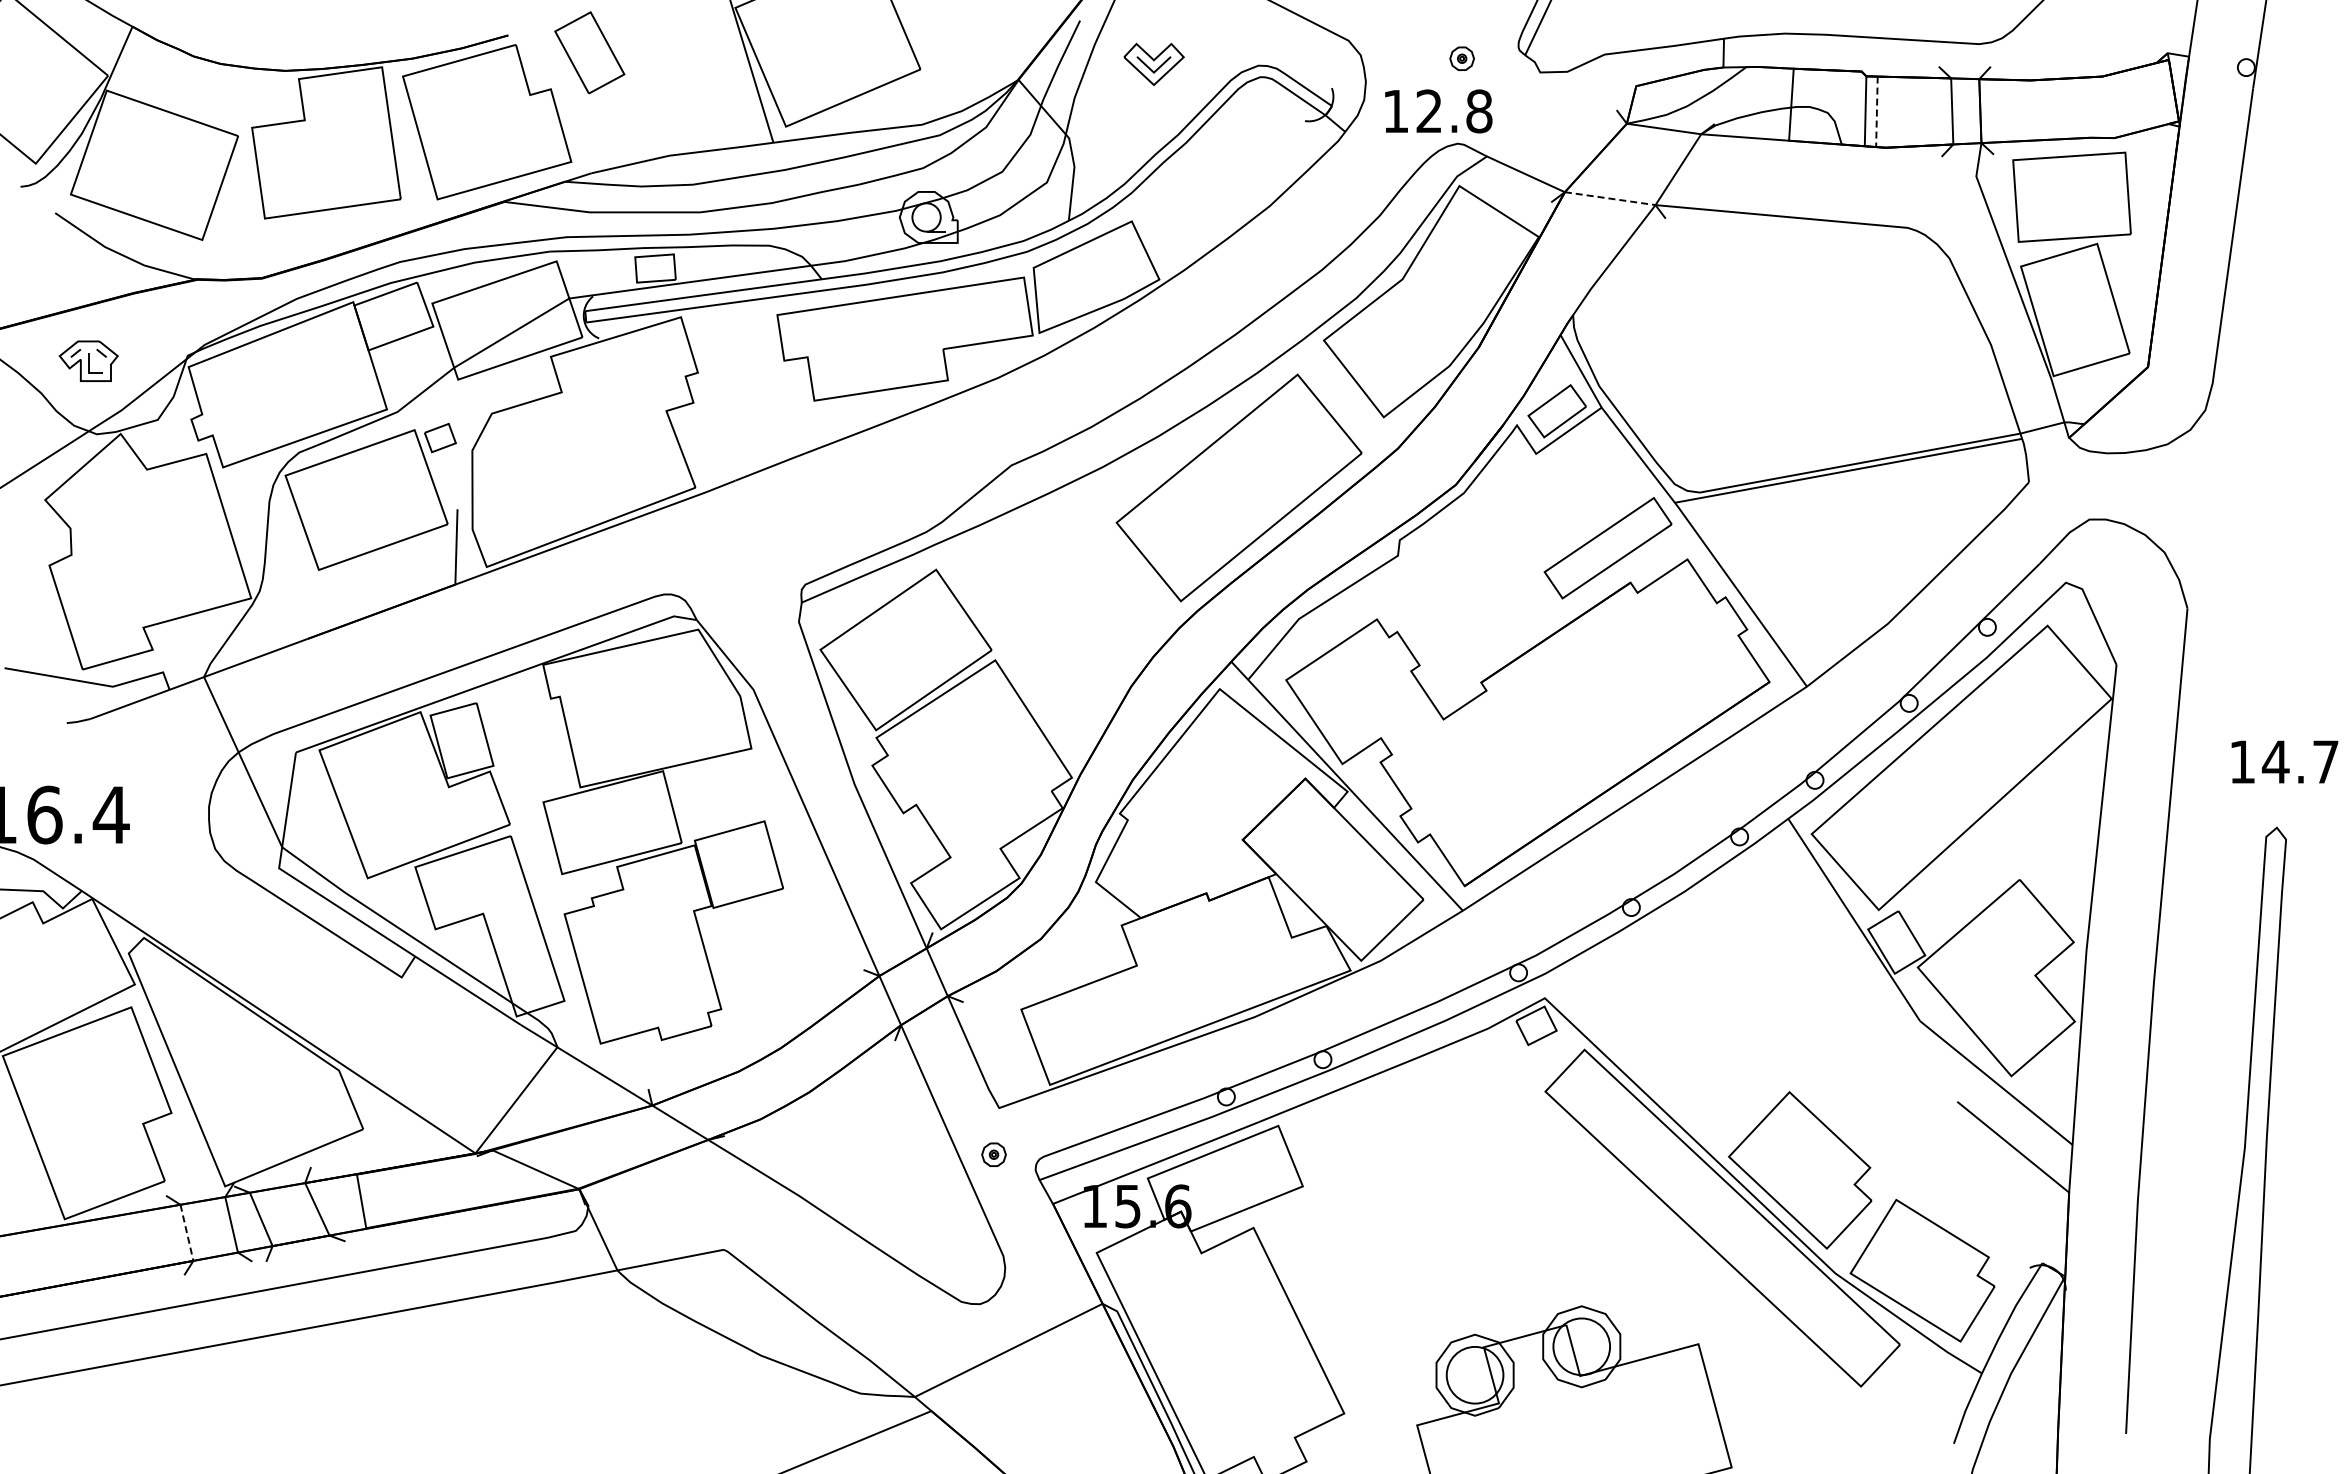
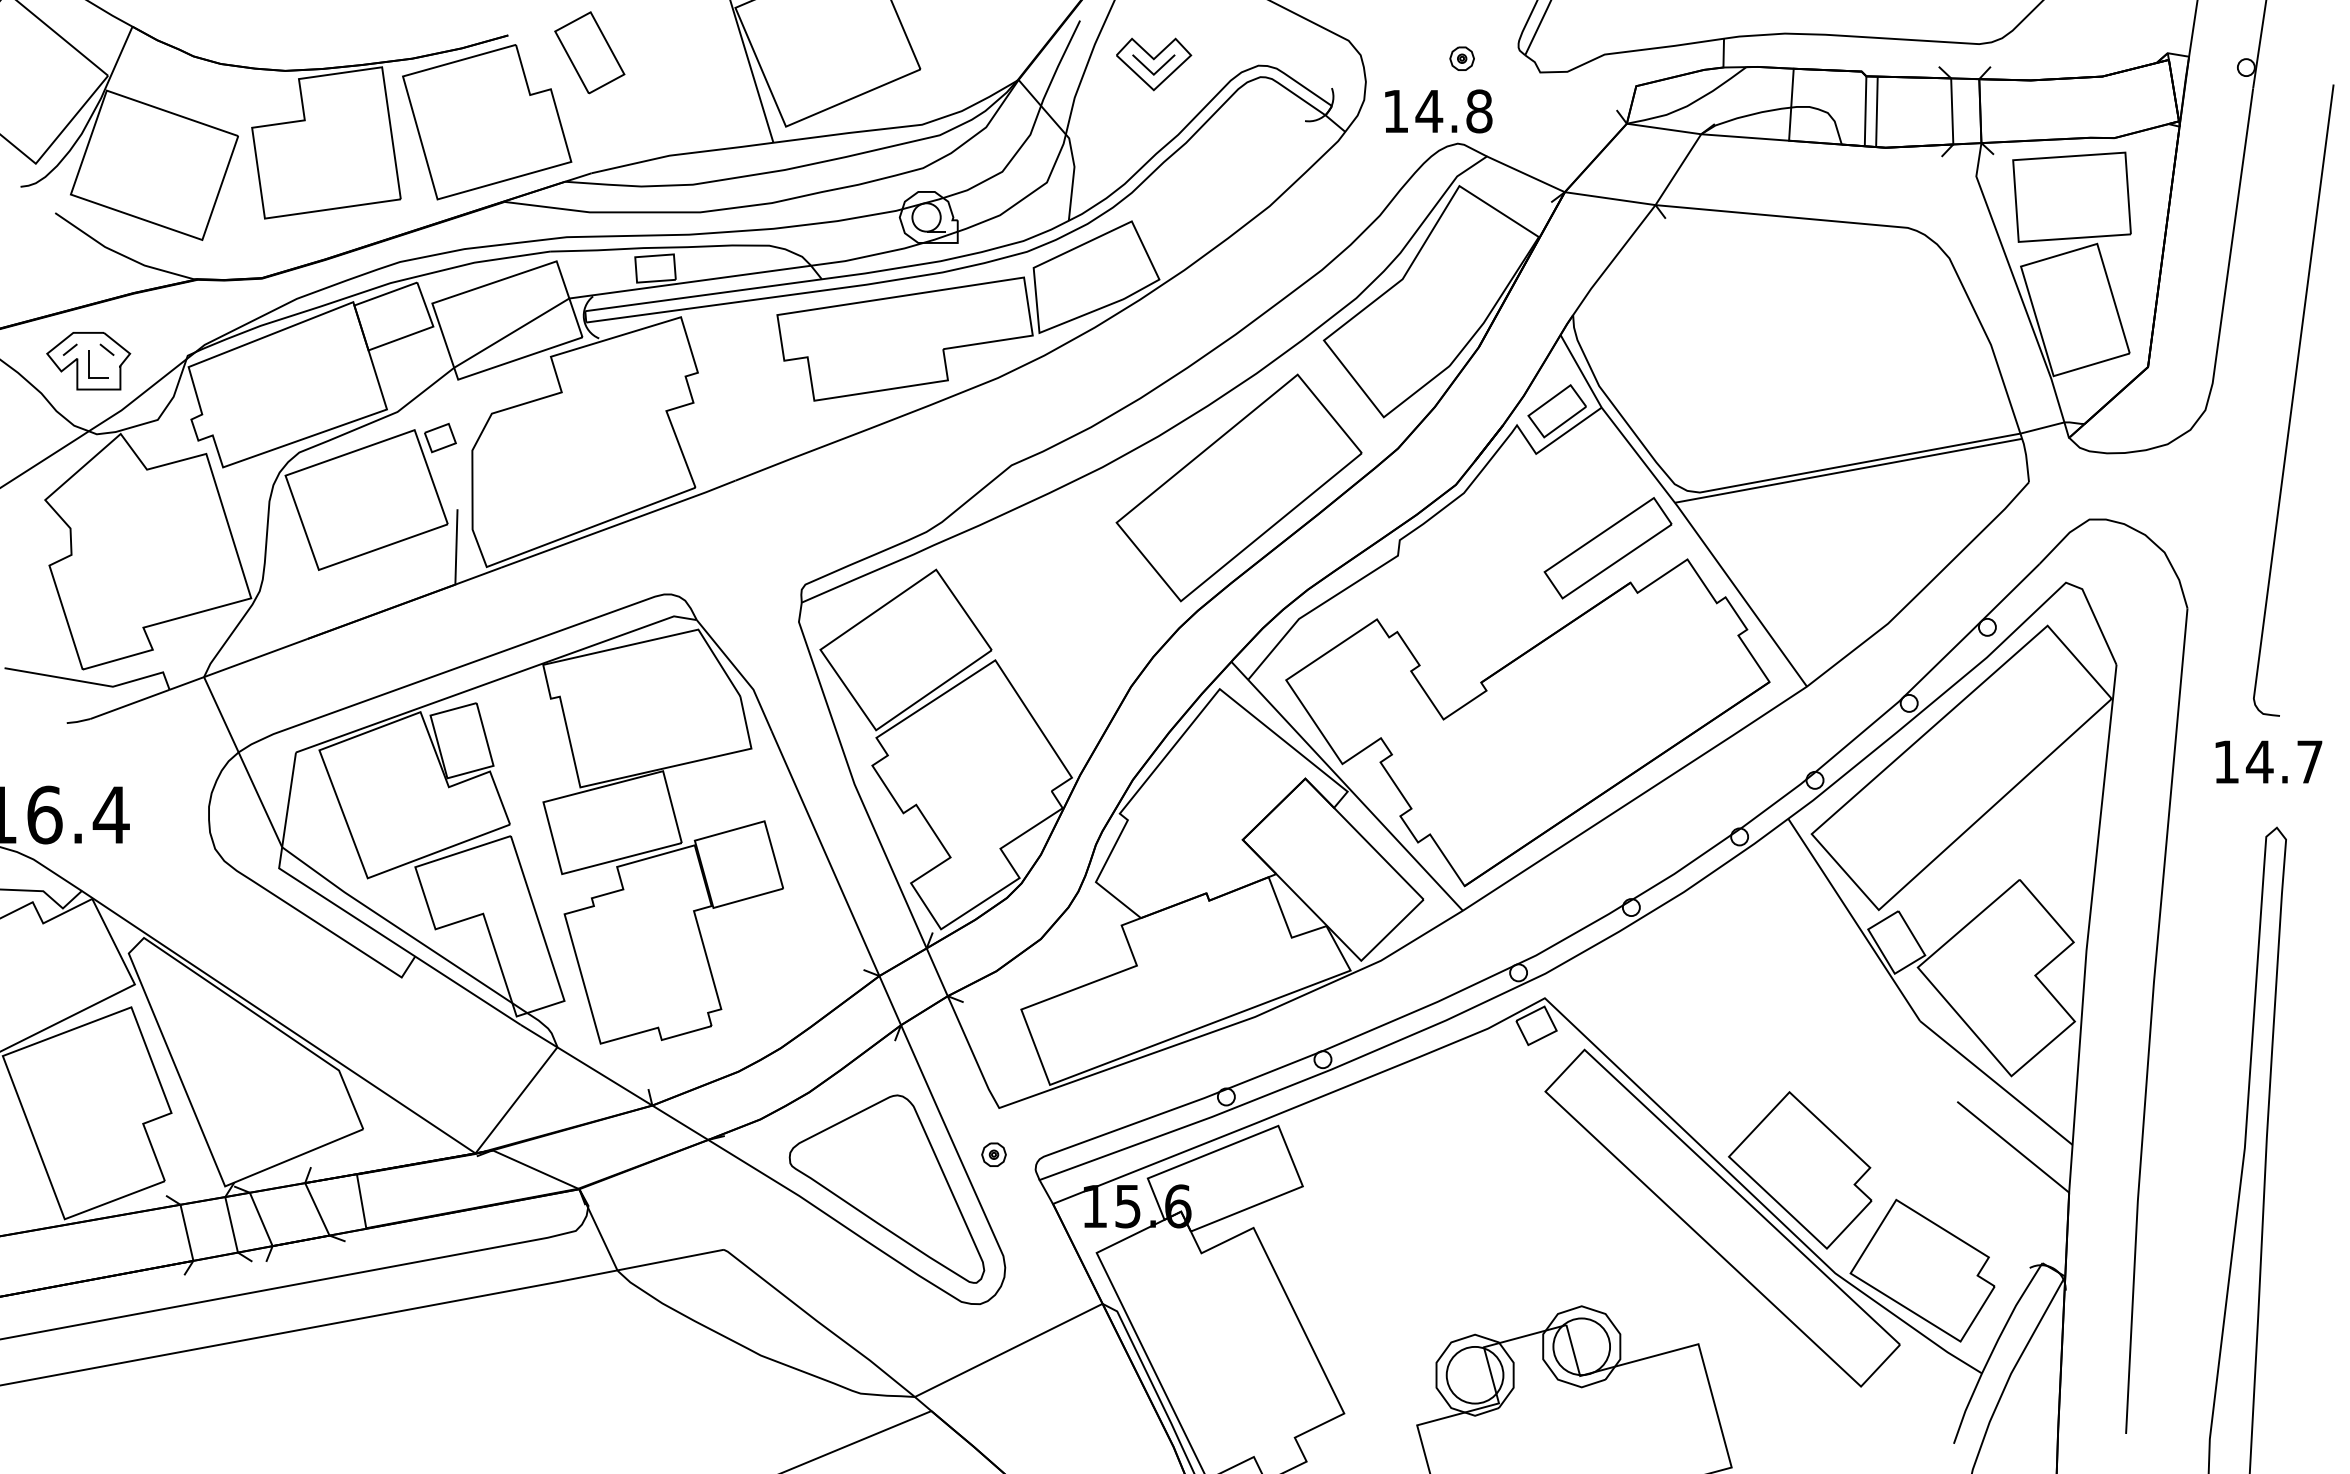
part size: 62x44 px -> 77x55 px (1154, 64)
text: 12.8 -> 14.8 (1429, 110)
line: dashed -> solid (1876, 112)
line: dashed -> solid (1610, 198)
part size: 61x42 px -> 86x59 px (88, 361)
curve: none -> present (2293, 400)
text position: (2284, 761) -> (2268, 761) (2268, 761)
part: none -> present (886, 1188)
line: dashed -> solid (186, 1232)
